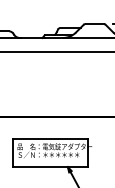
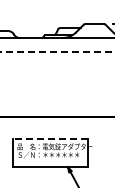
line: solid -> dashed (57, 51)
line: solid -> dashed (49, 139)
